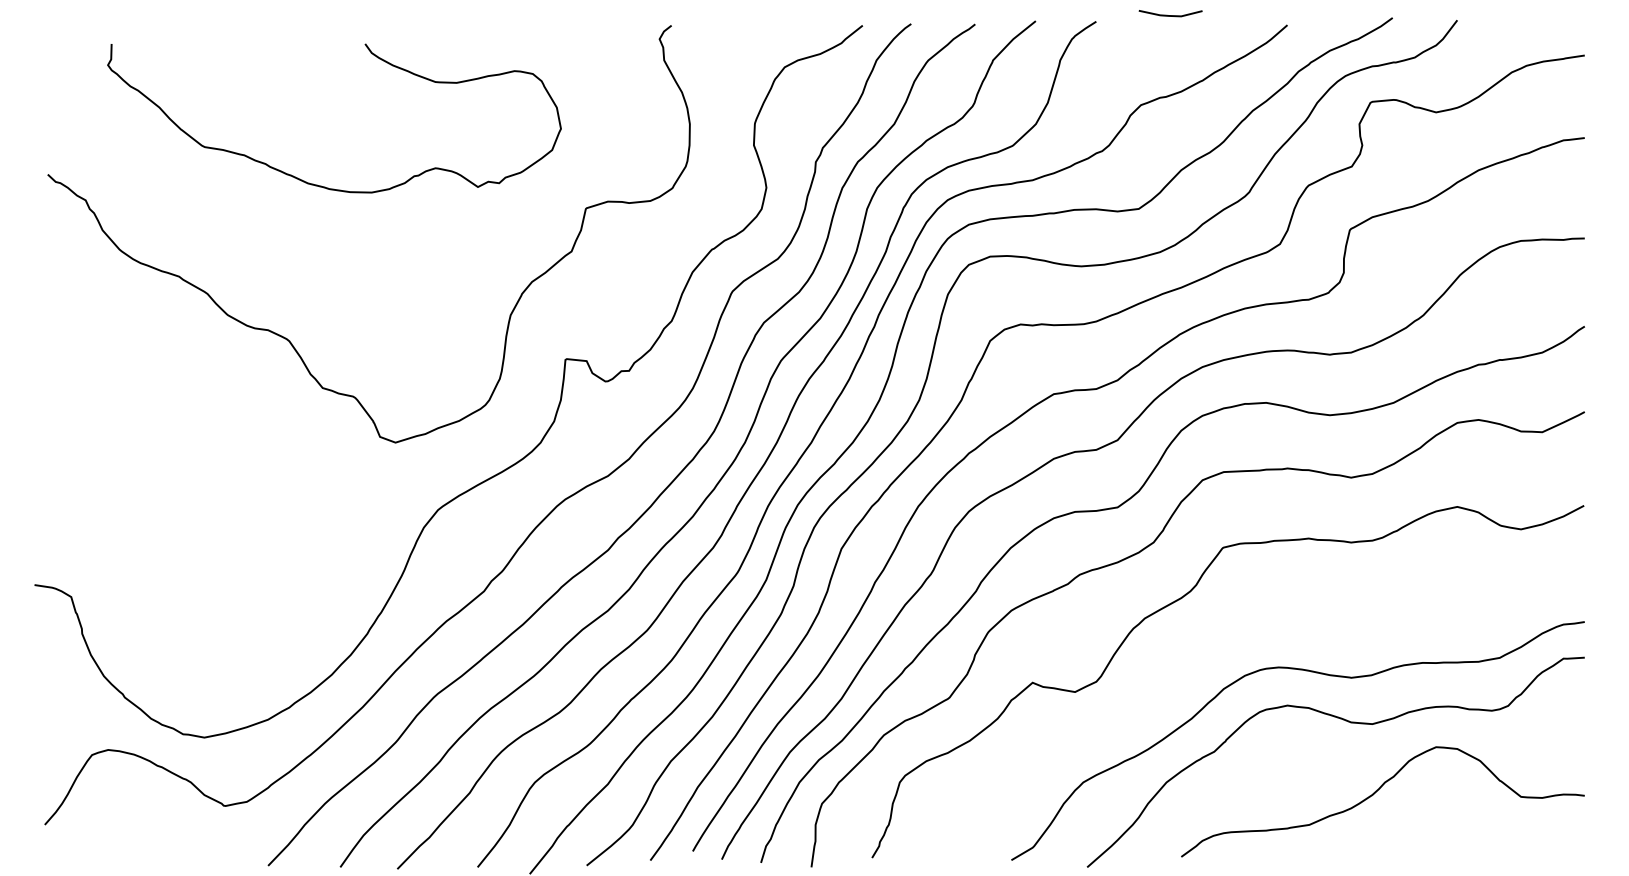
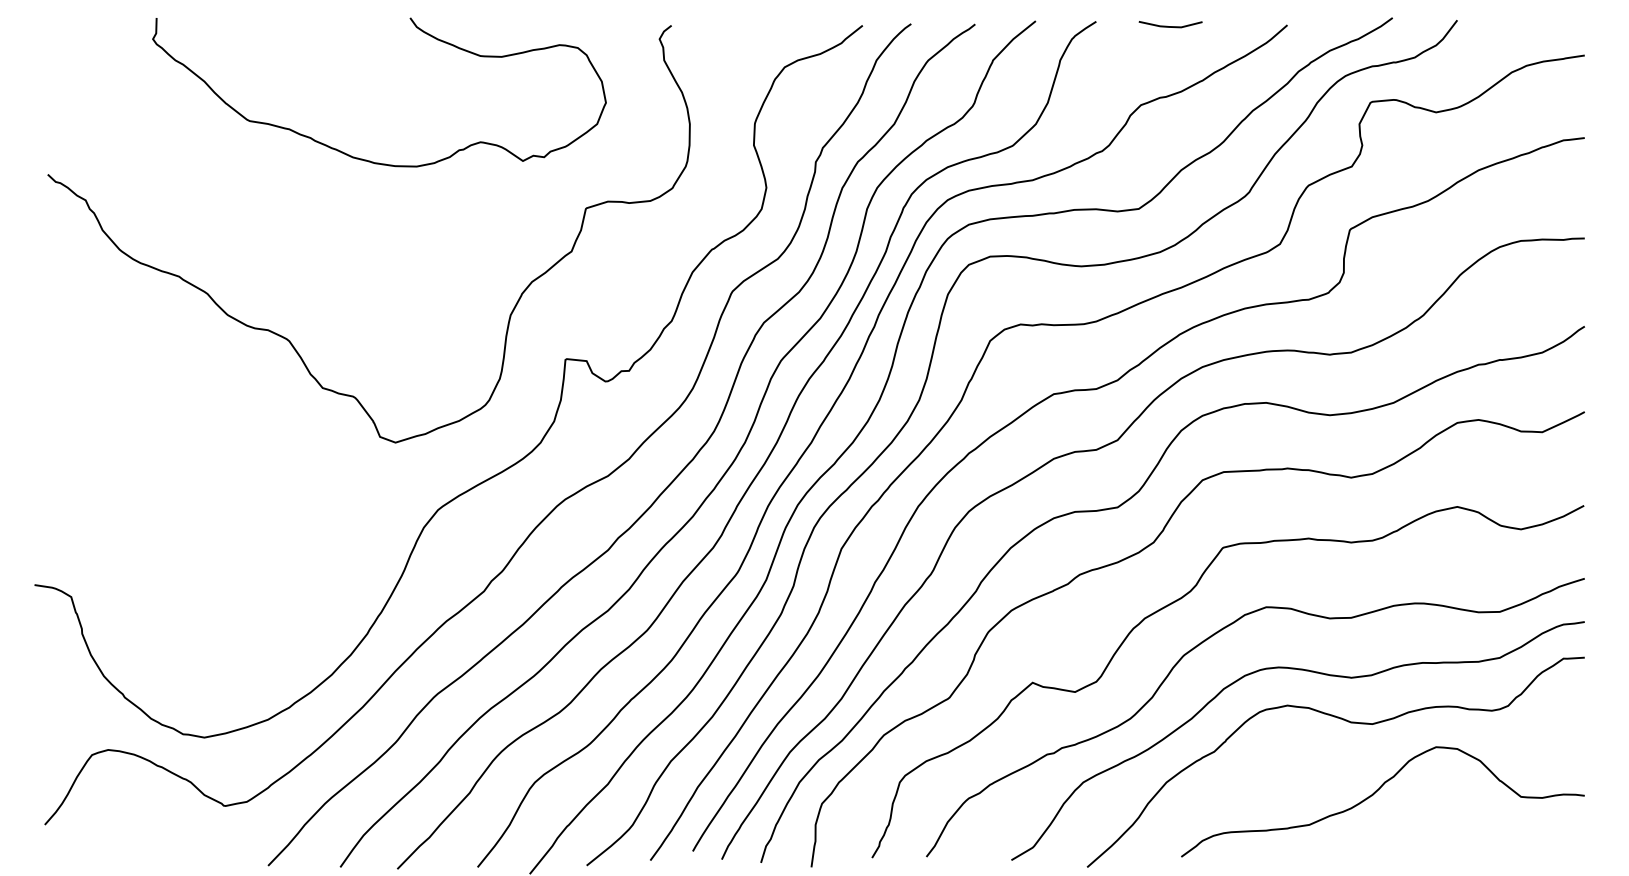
line position: (1170, 15) -> (1170, 26) (1170, 26)
curve position: (317, 184) -> (362, 158) (362, 158)
curve: none -> present (1201, 644)
